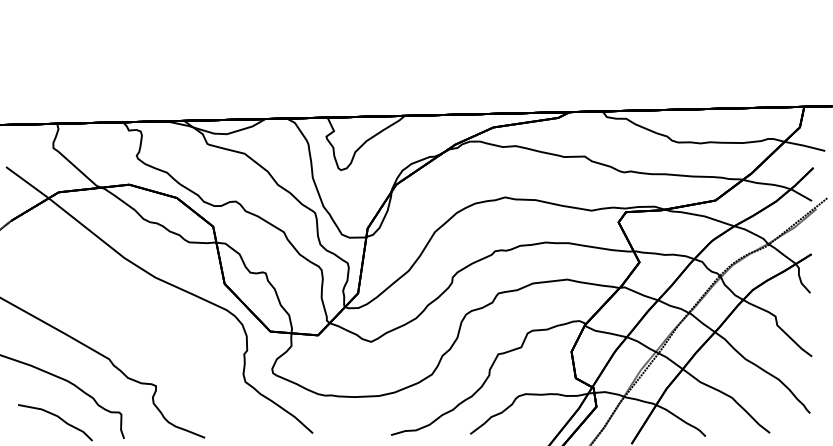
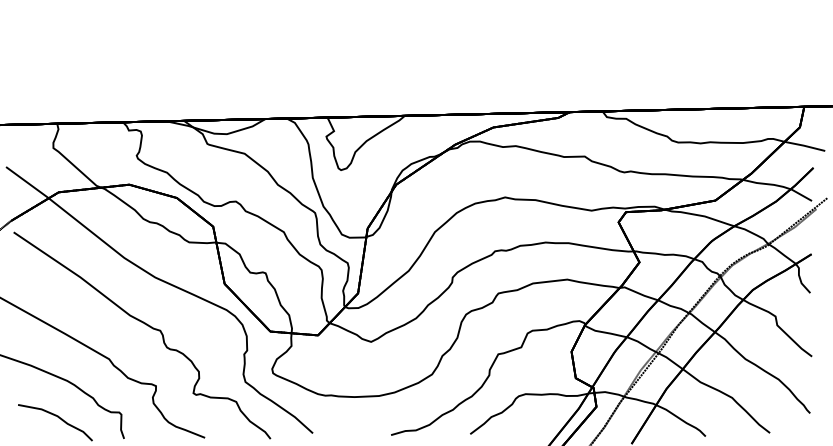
curve: none -> present (147, 326)
